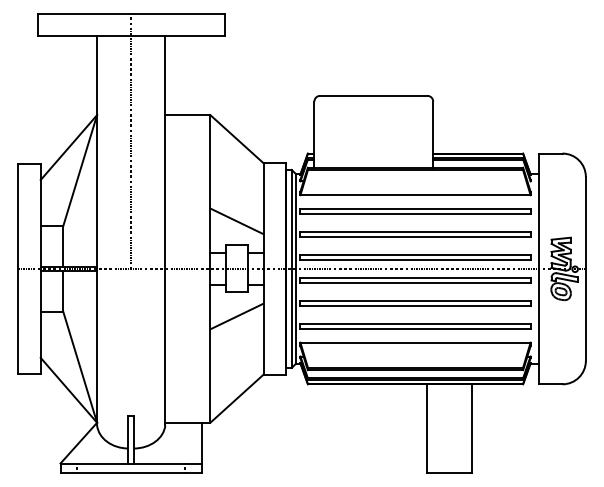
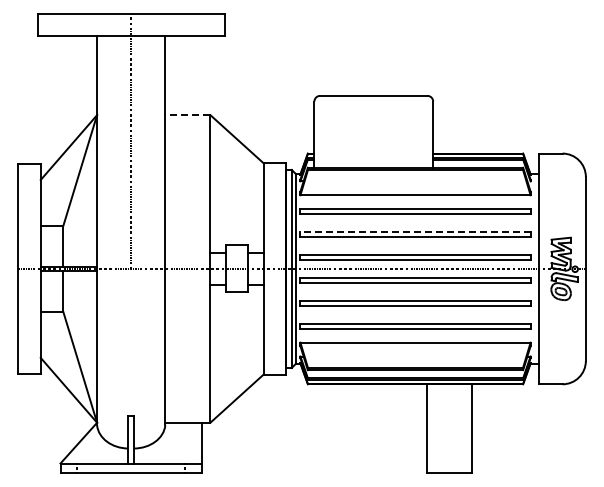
line: solid -> dashed (187, 115)
line: present -> none (236, 221)
line: solid -> dashed (415, 232)
line: present -> none (236, 316)
